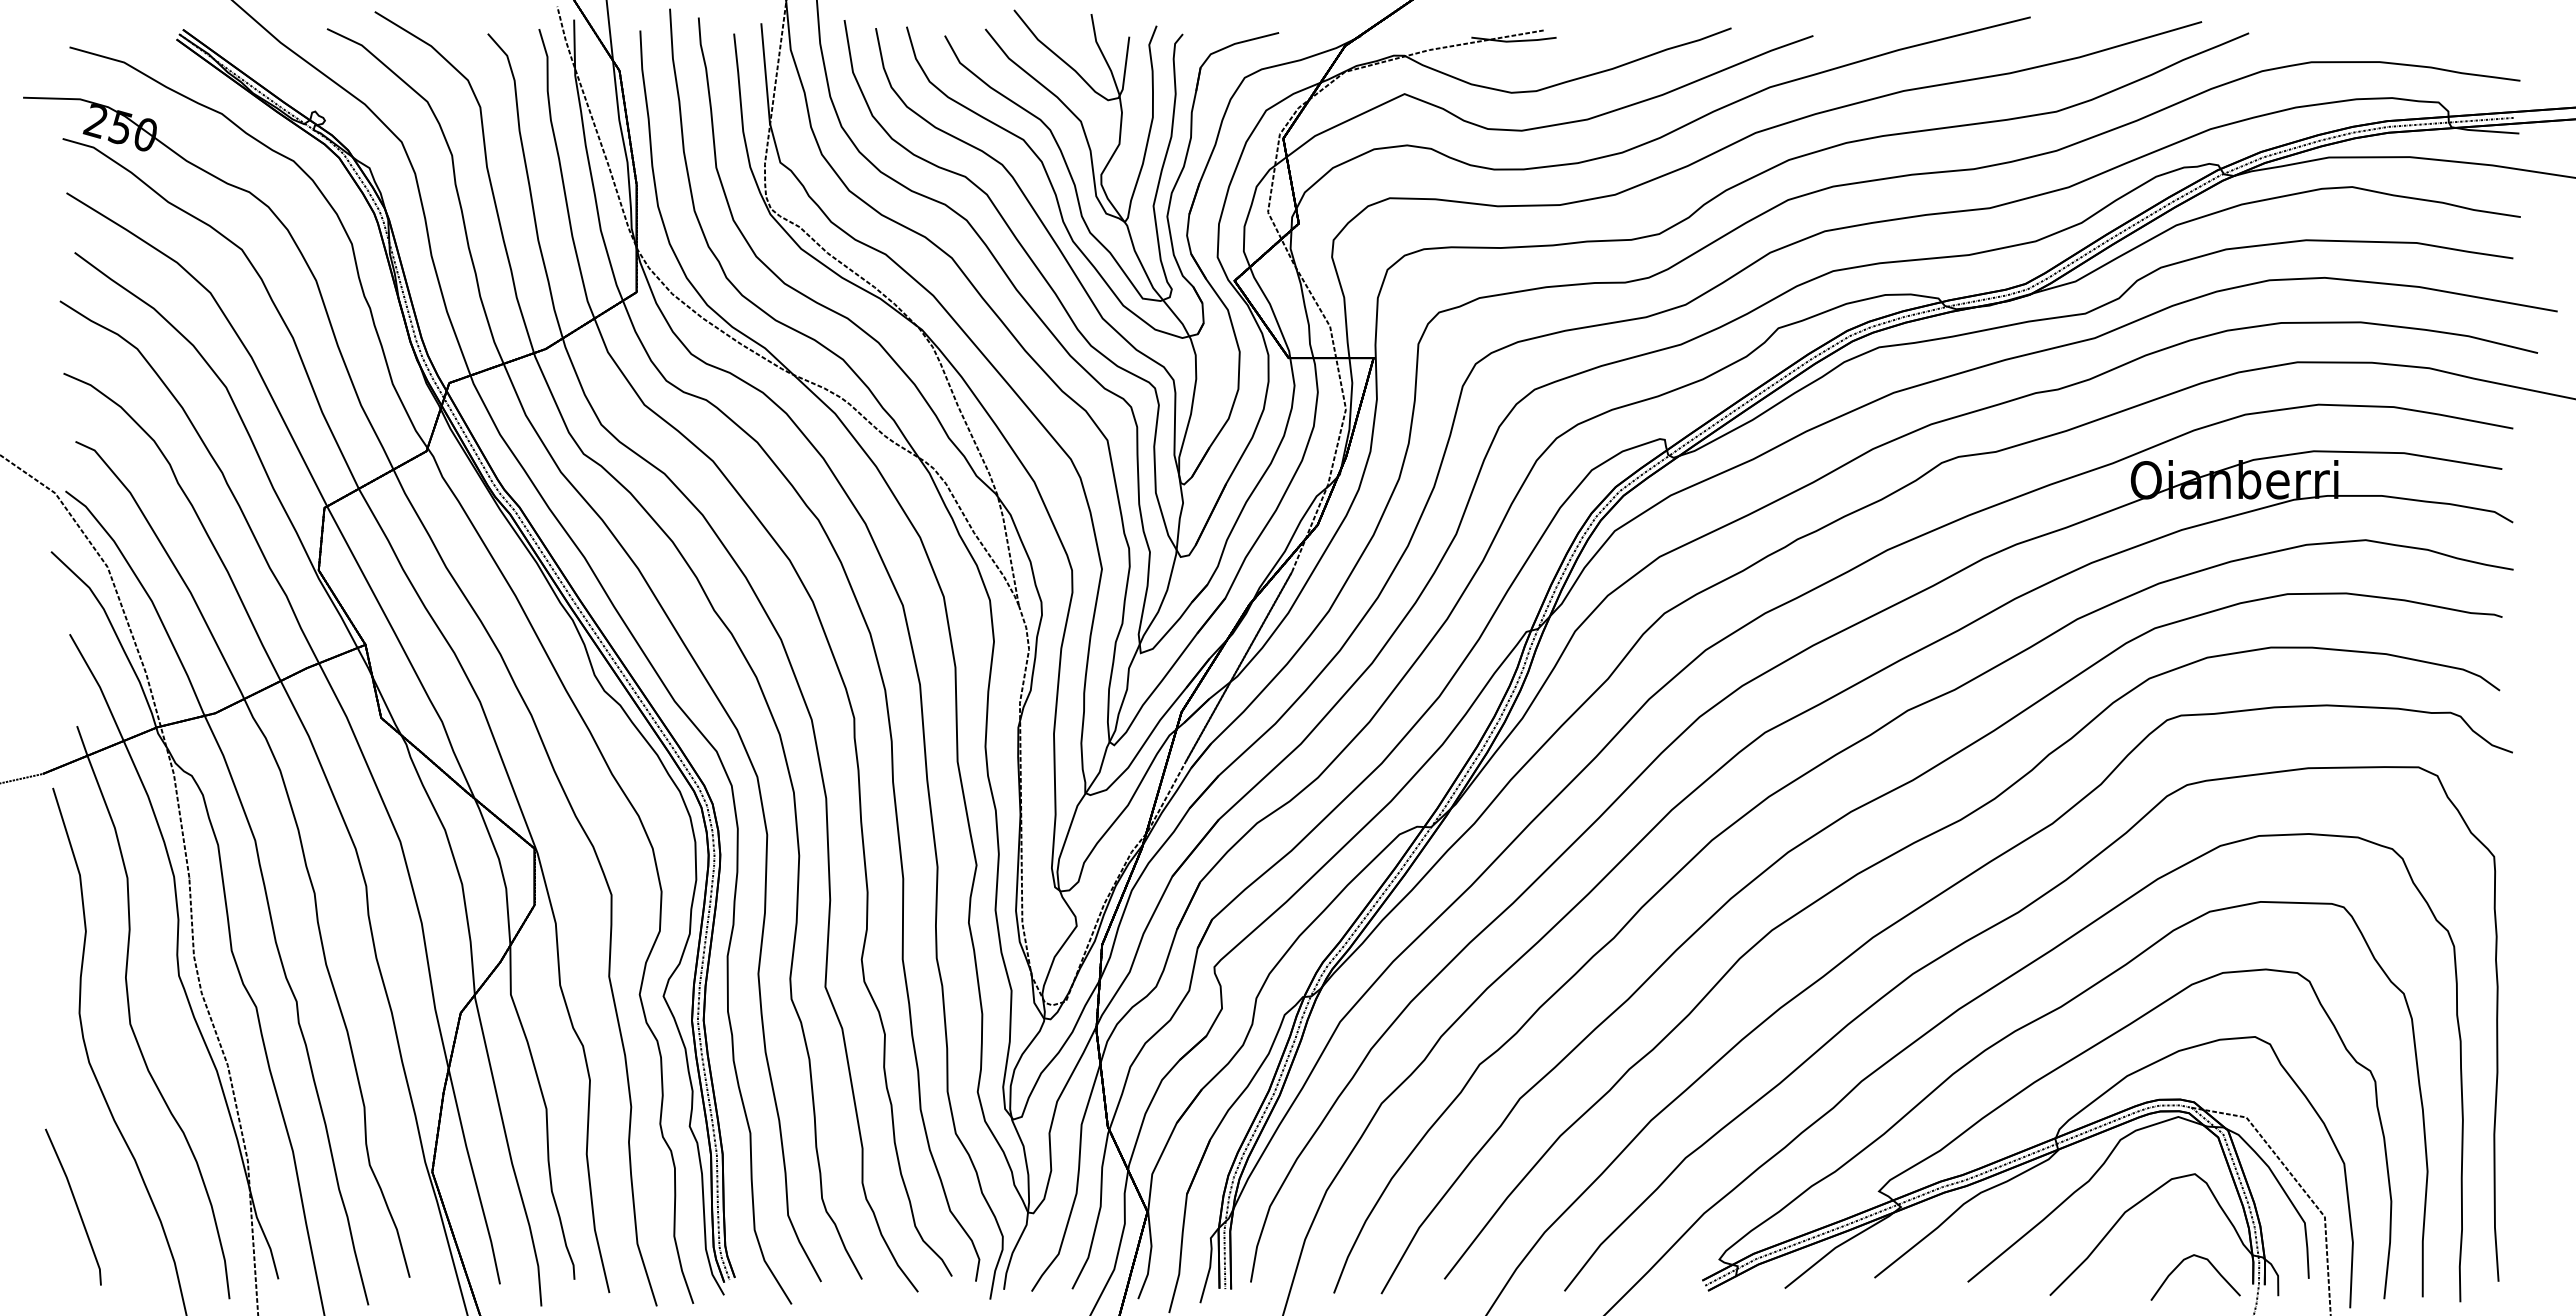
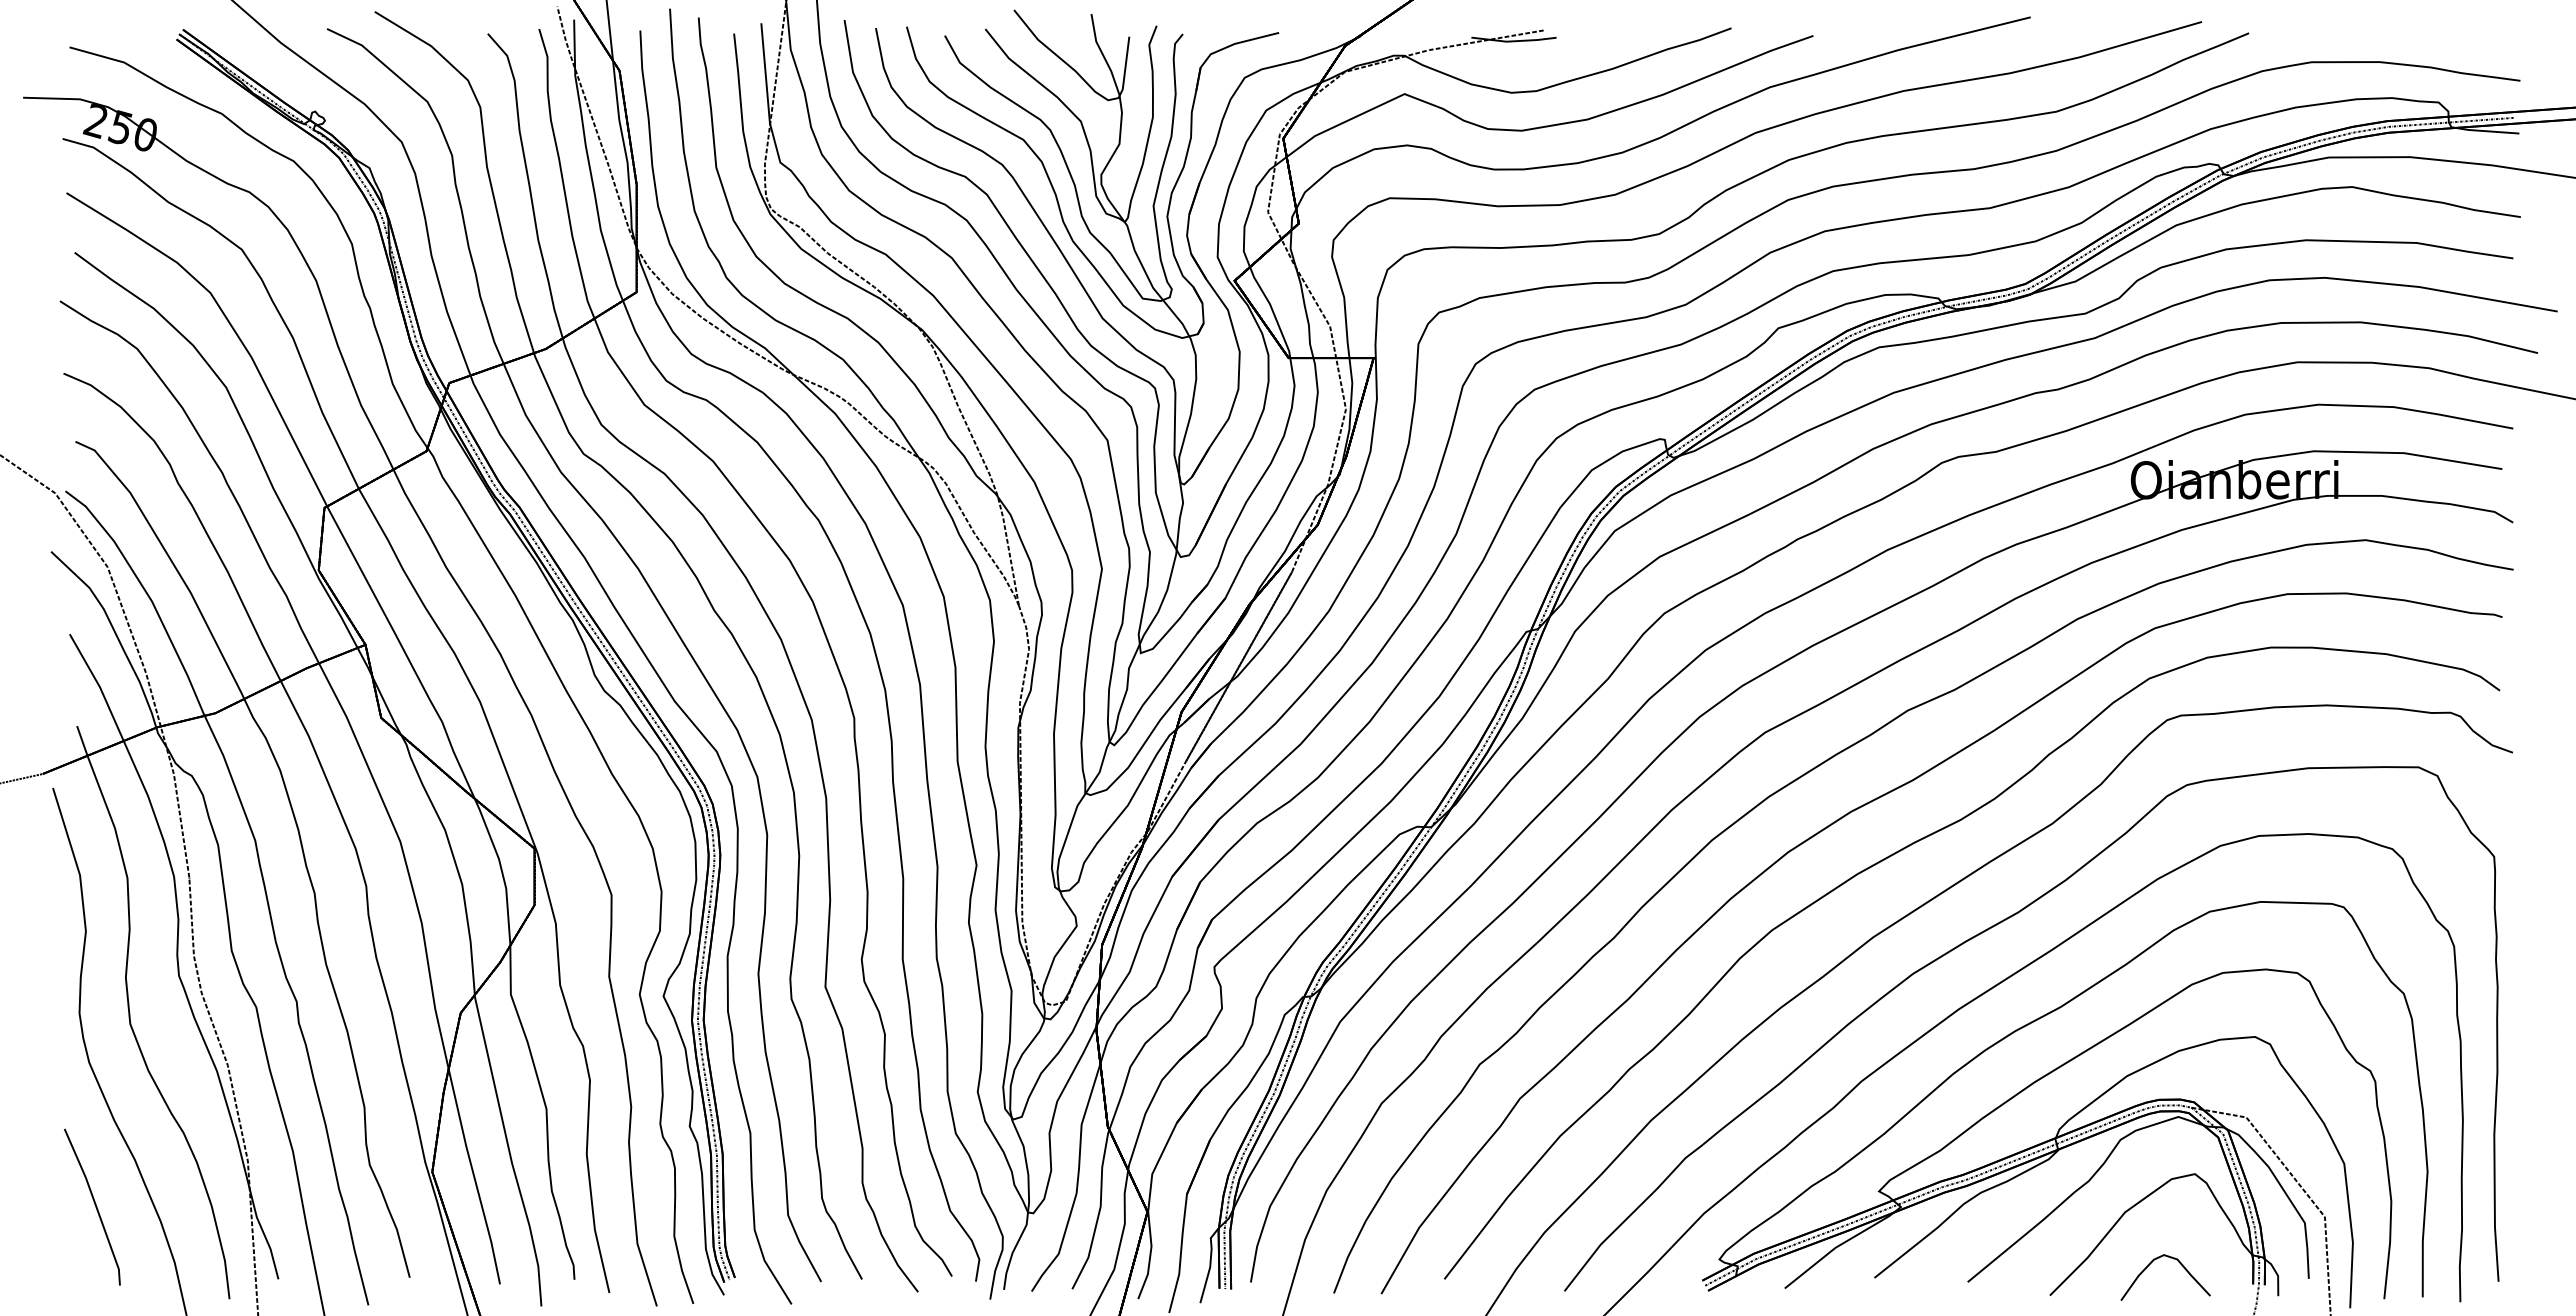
line position: (75, 1205) -> (94, 1205) (94, 1205)
curve position: (2200, 1258) -> (2170, 1258) (2170, 1258)
